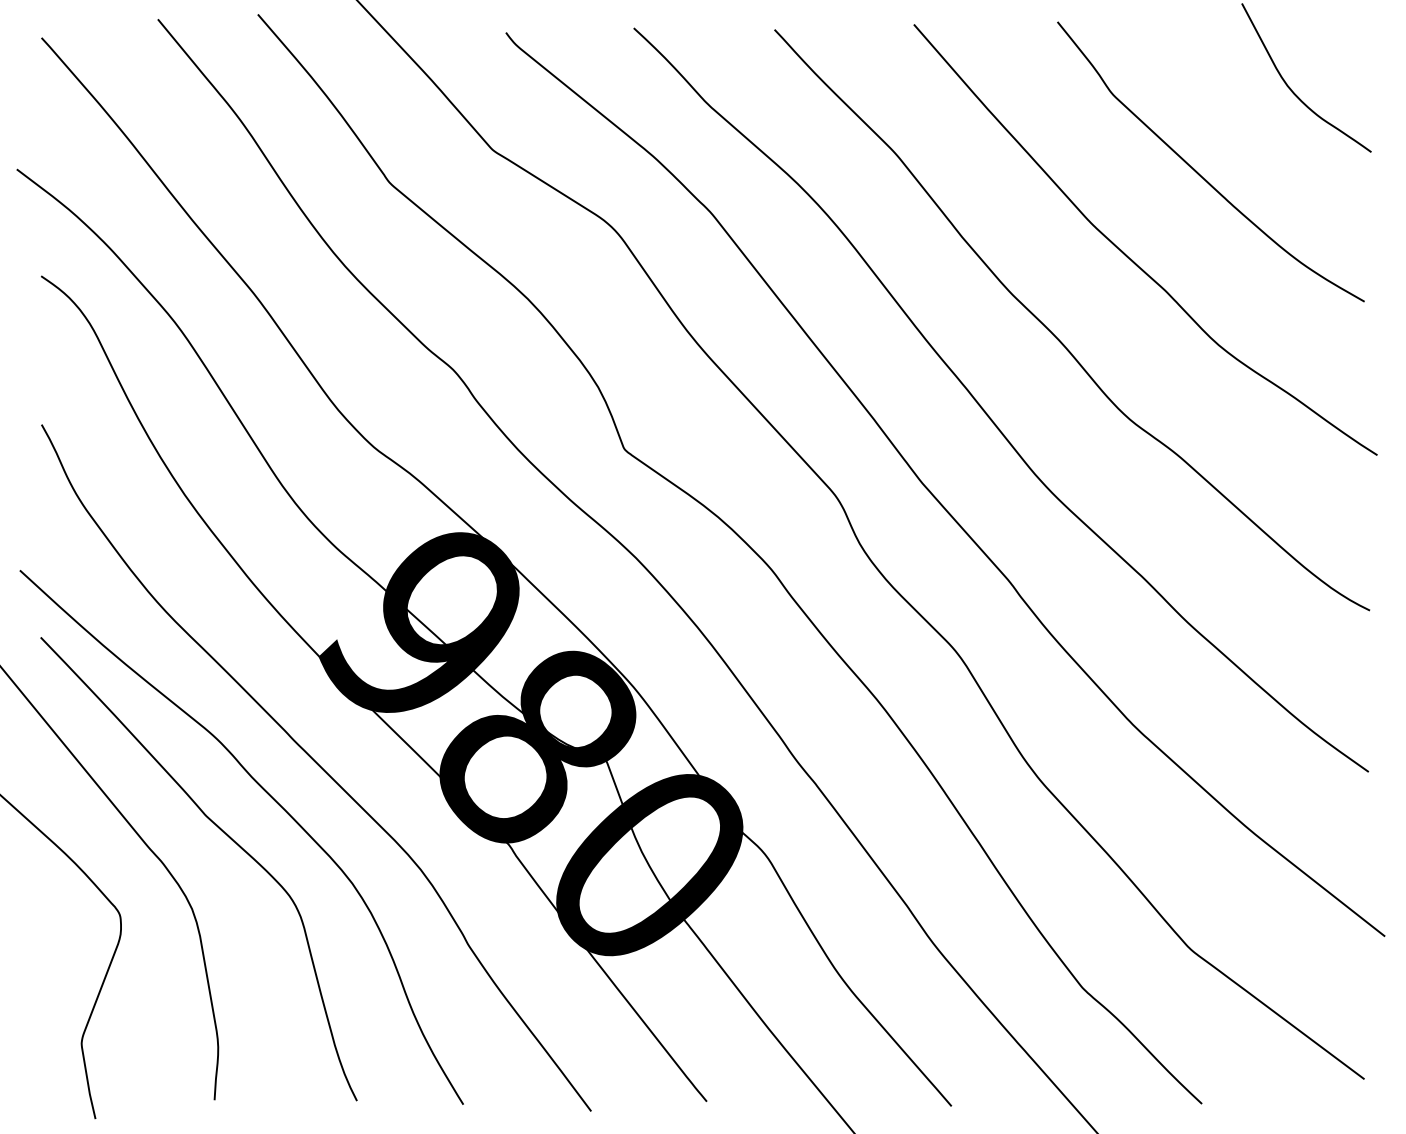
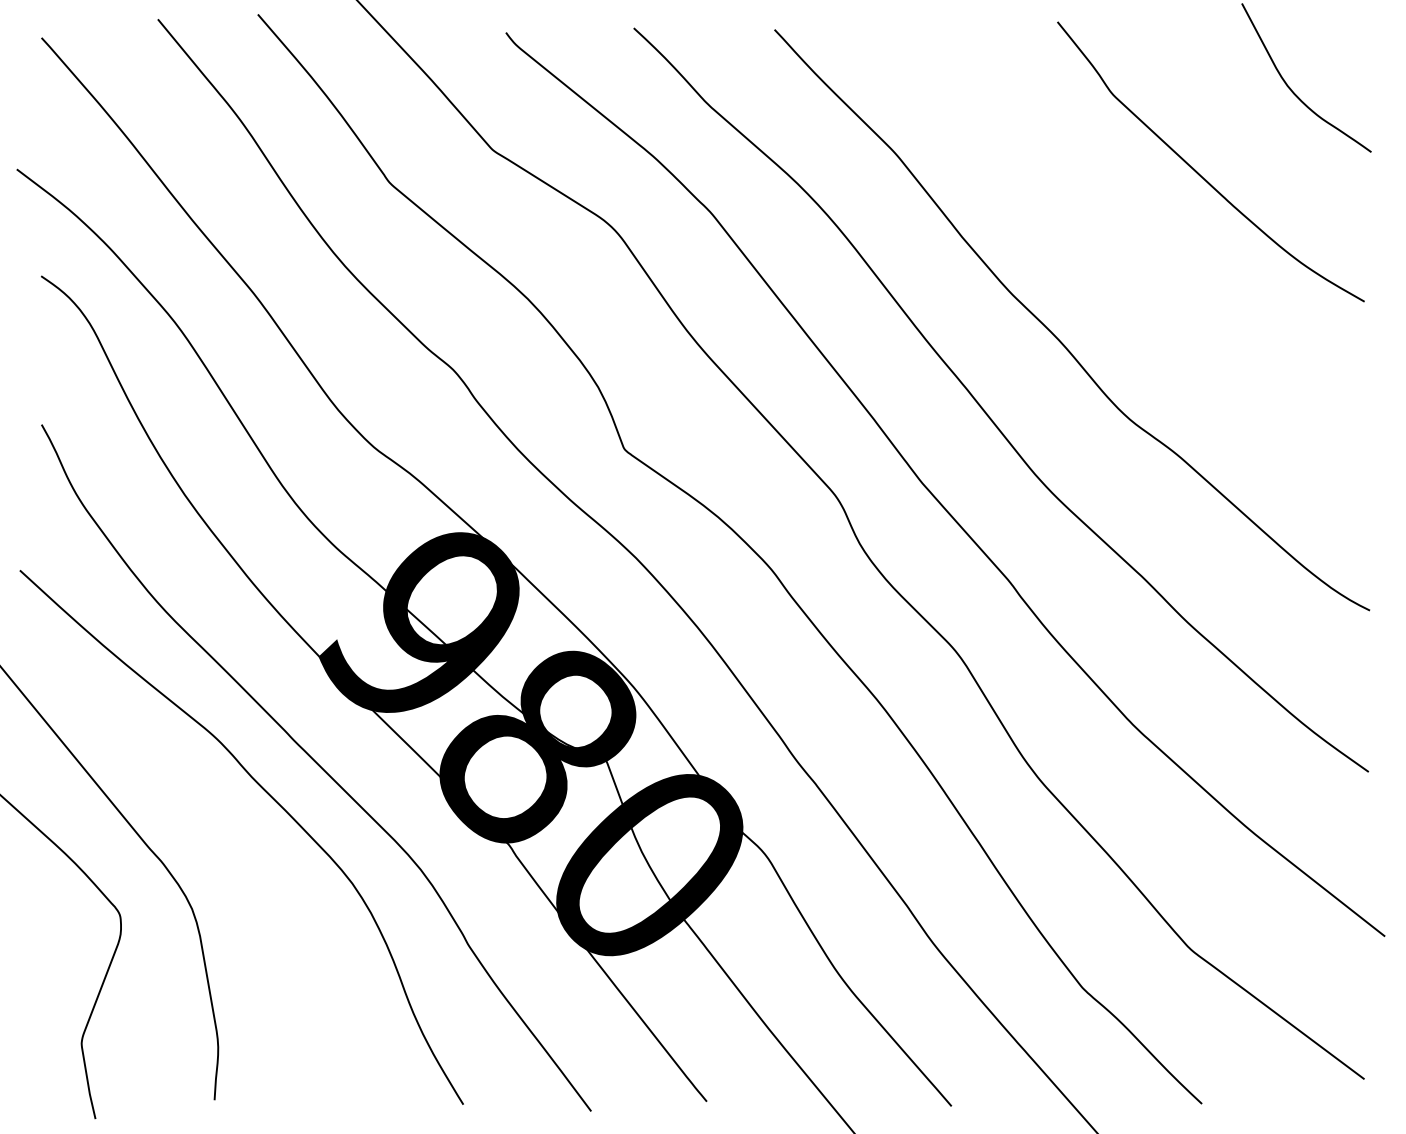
curve: present -> none (1132, 259)
curve: present -> none (229, 838)
